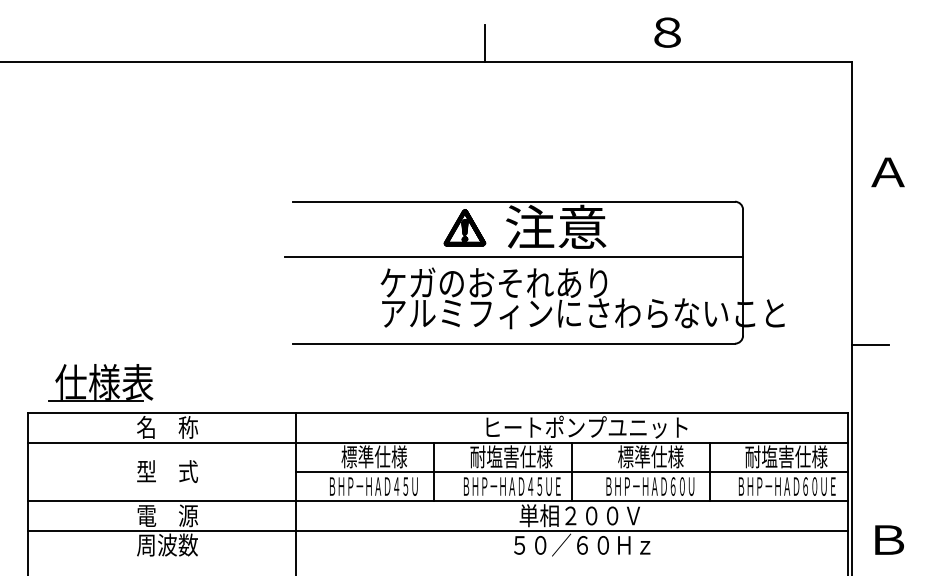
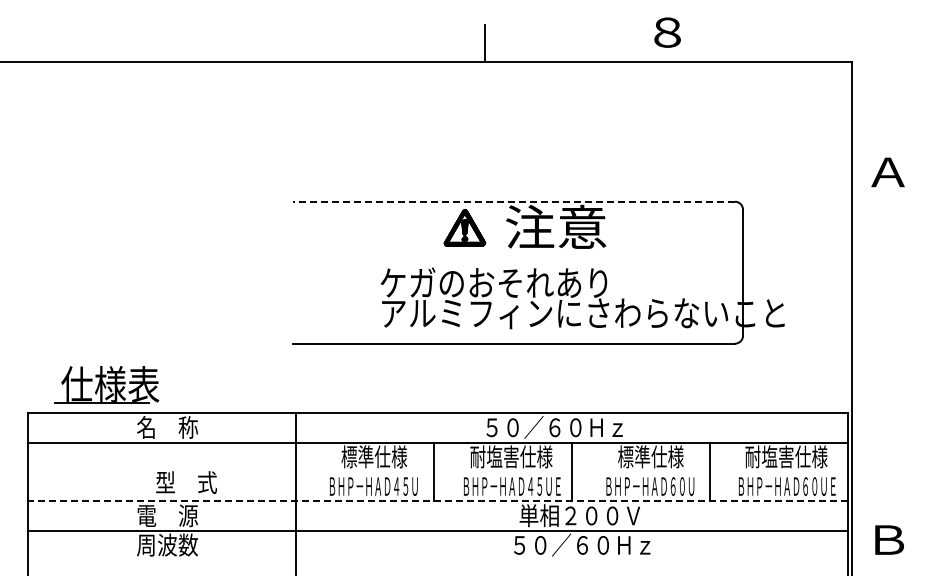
line: solid -> dashed (513, 201)
line: present -> none (513, 256)
line: present -> none (870, 345)
part position: (100, 382) -> (106, 384) (106, 384)
text: ヒートポンプユニット -> ５０／６０Ｈｚ (586, 426)
text position: (167, 471) -> (186, 482) (186, 482)
line: present -> none (571, 472)
line: solid -> dashed (437, 501)
